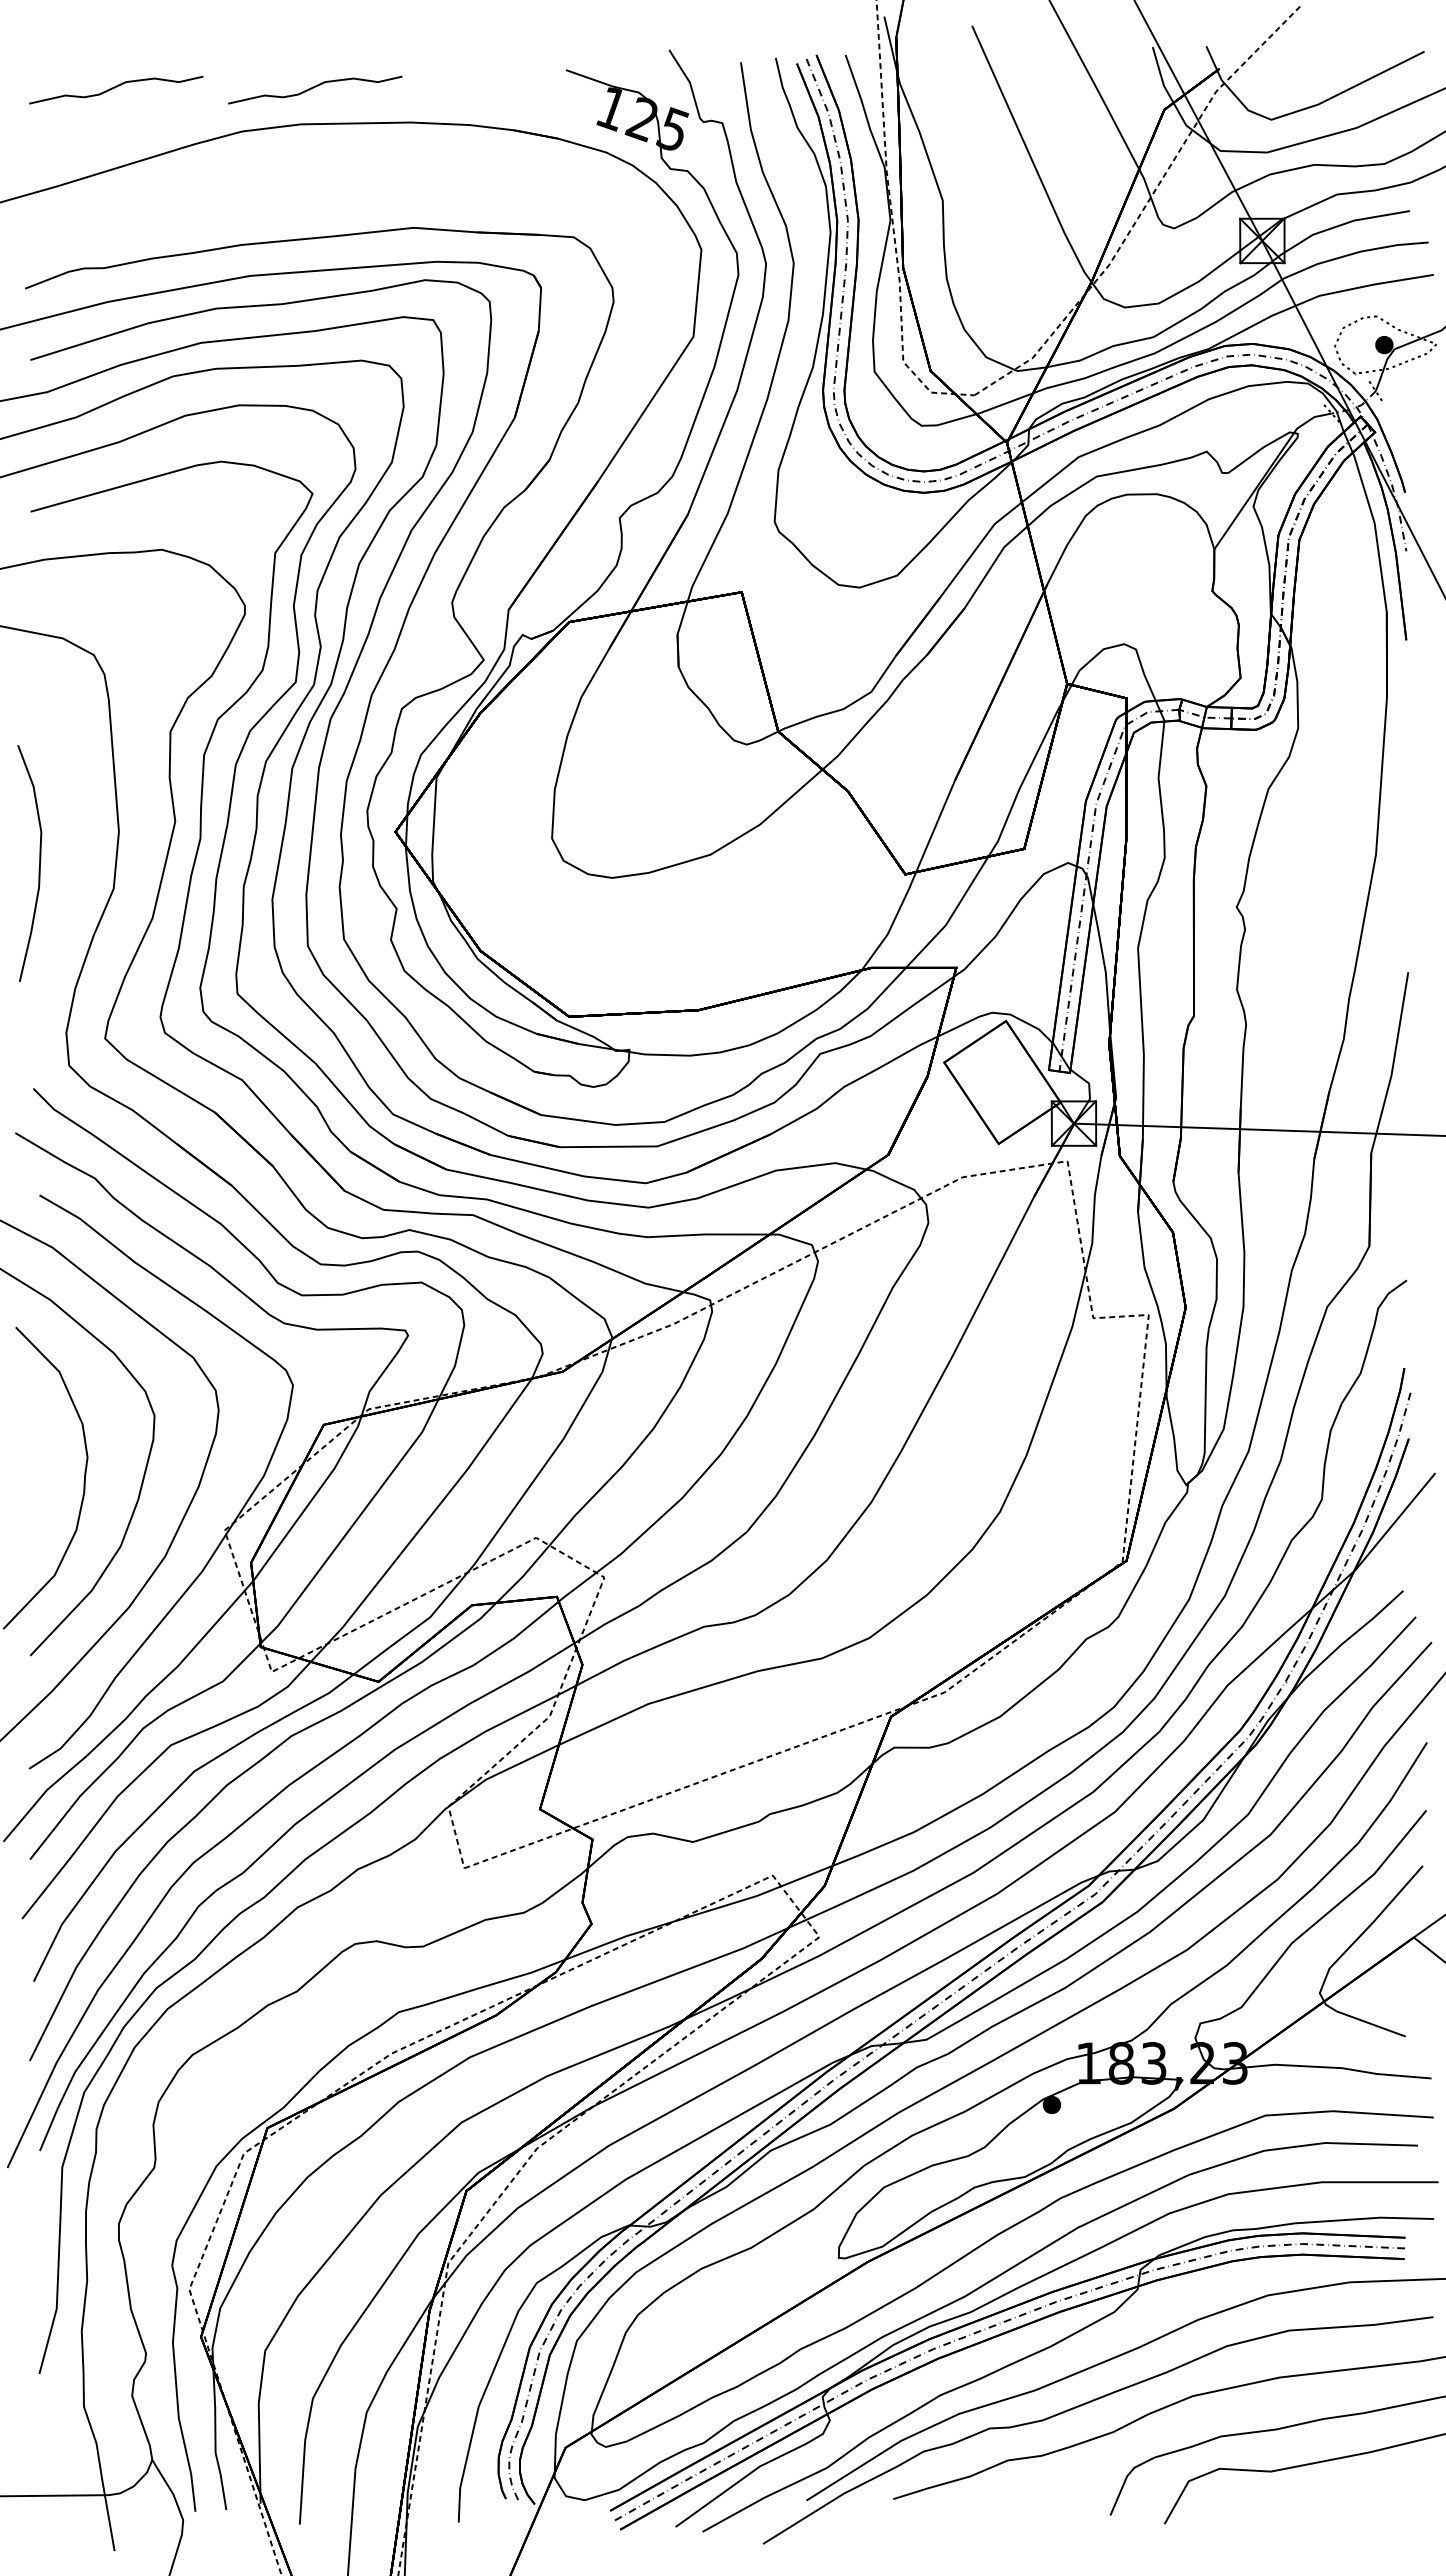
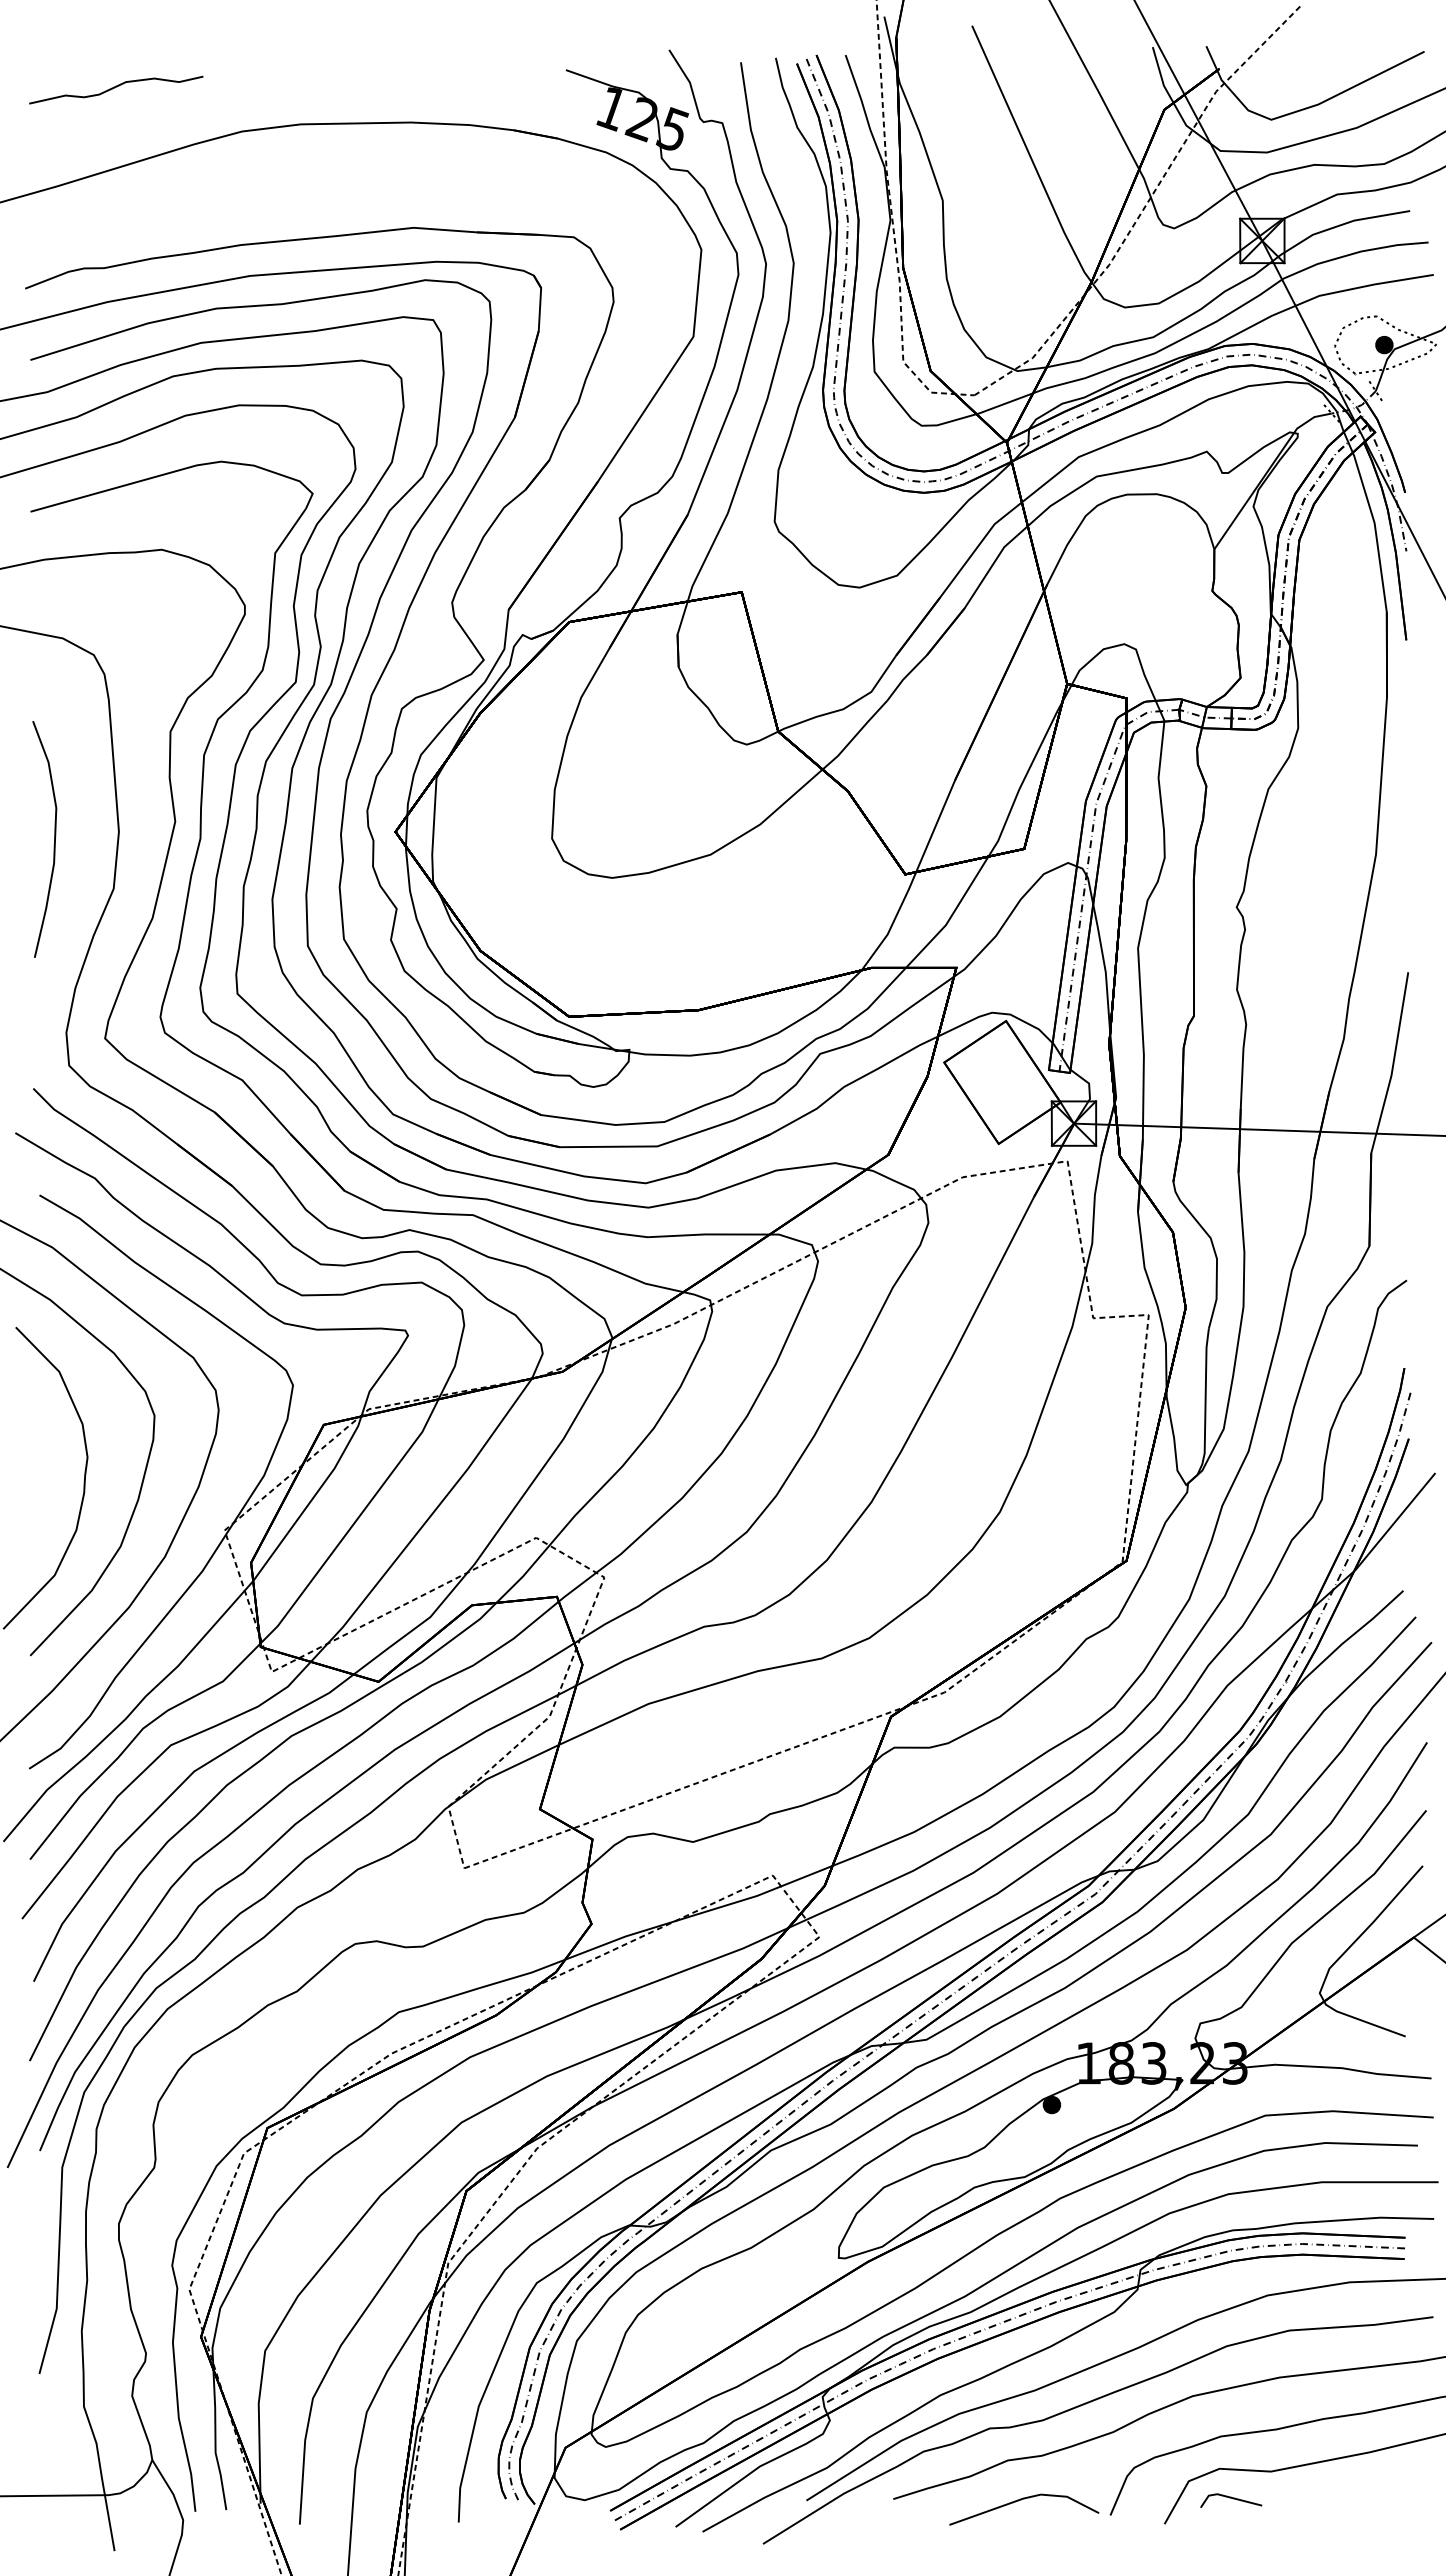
curve: present -> none (315, 87)
curve position: (39, 863) -> (54, 839) (54, 839)
line: none -> present (1231, 2498)
line: none -> present (1021, 2500)
